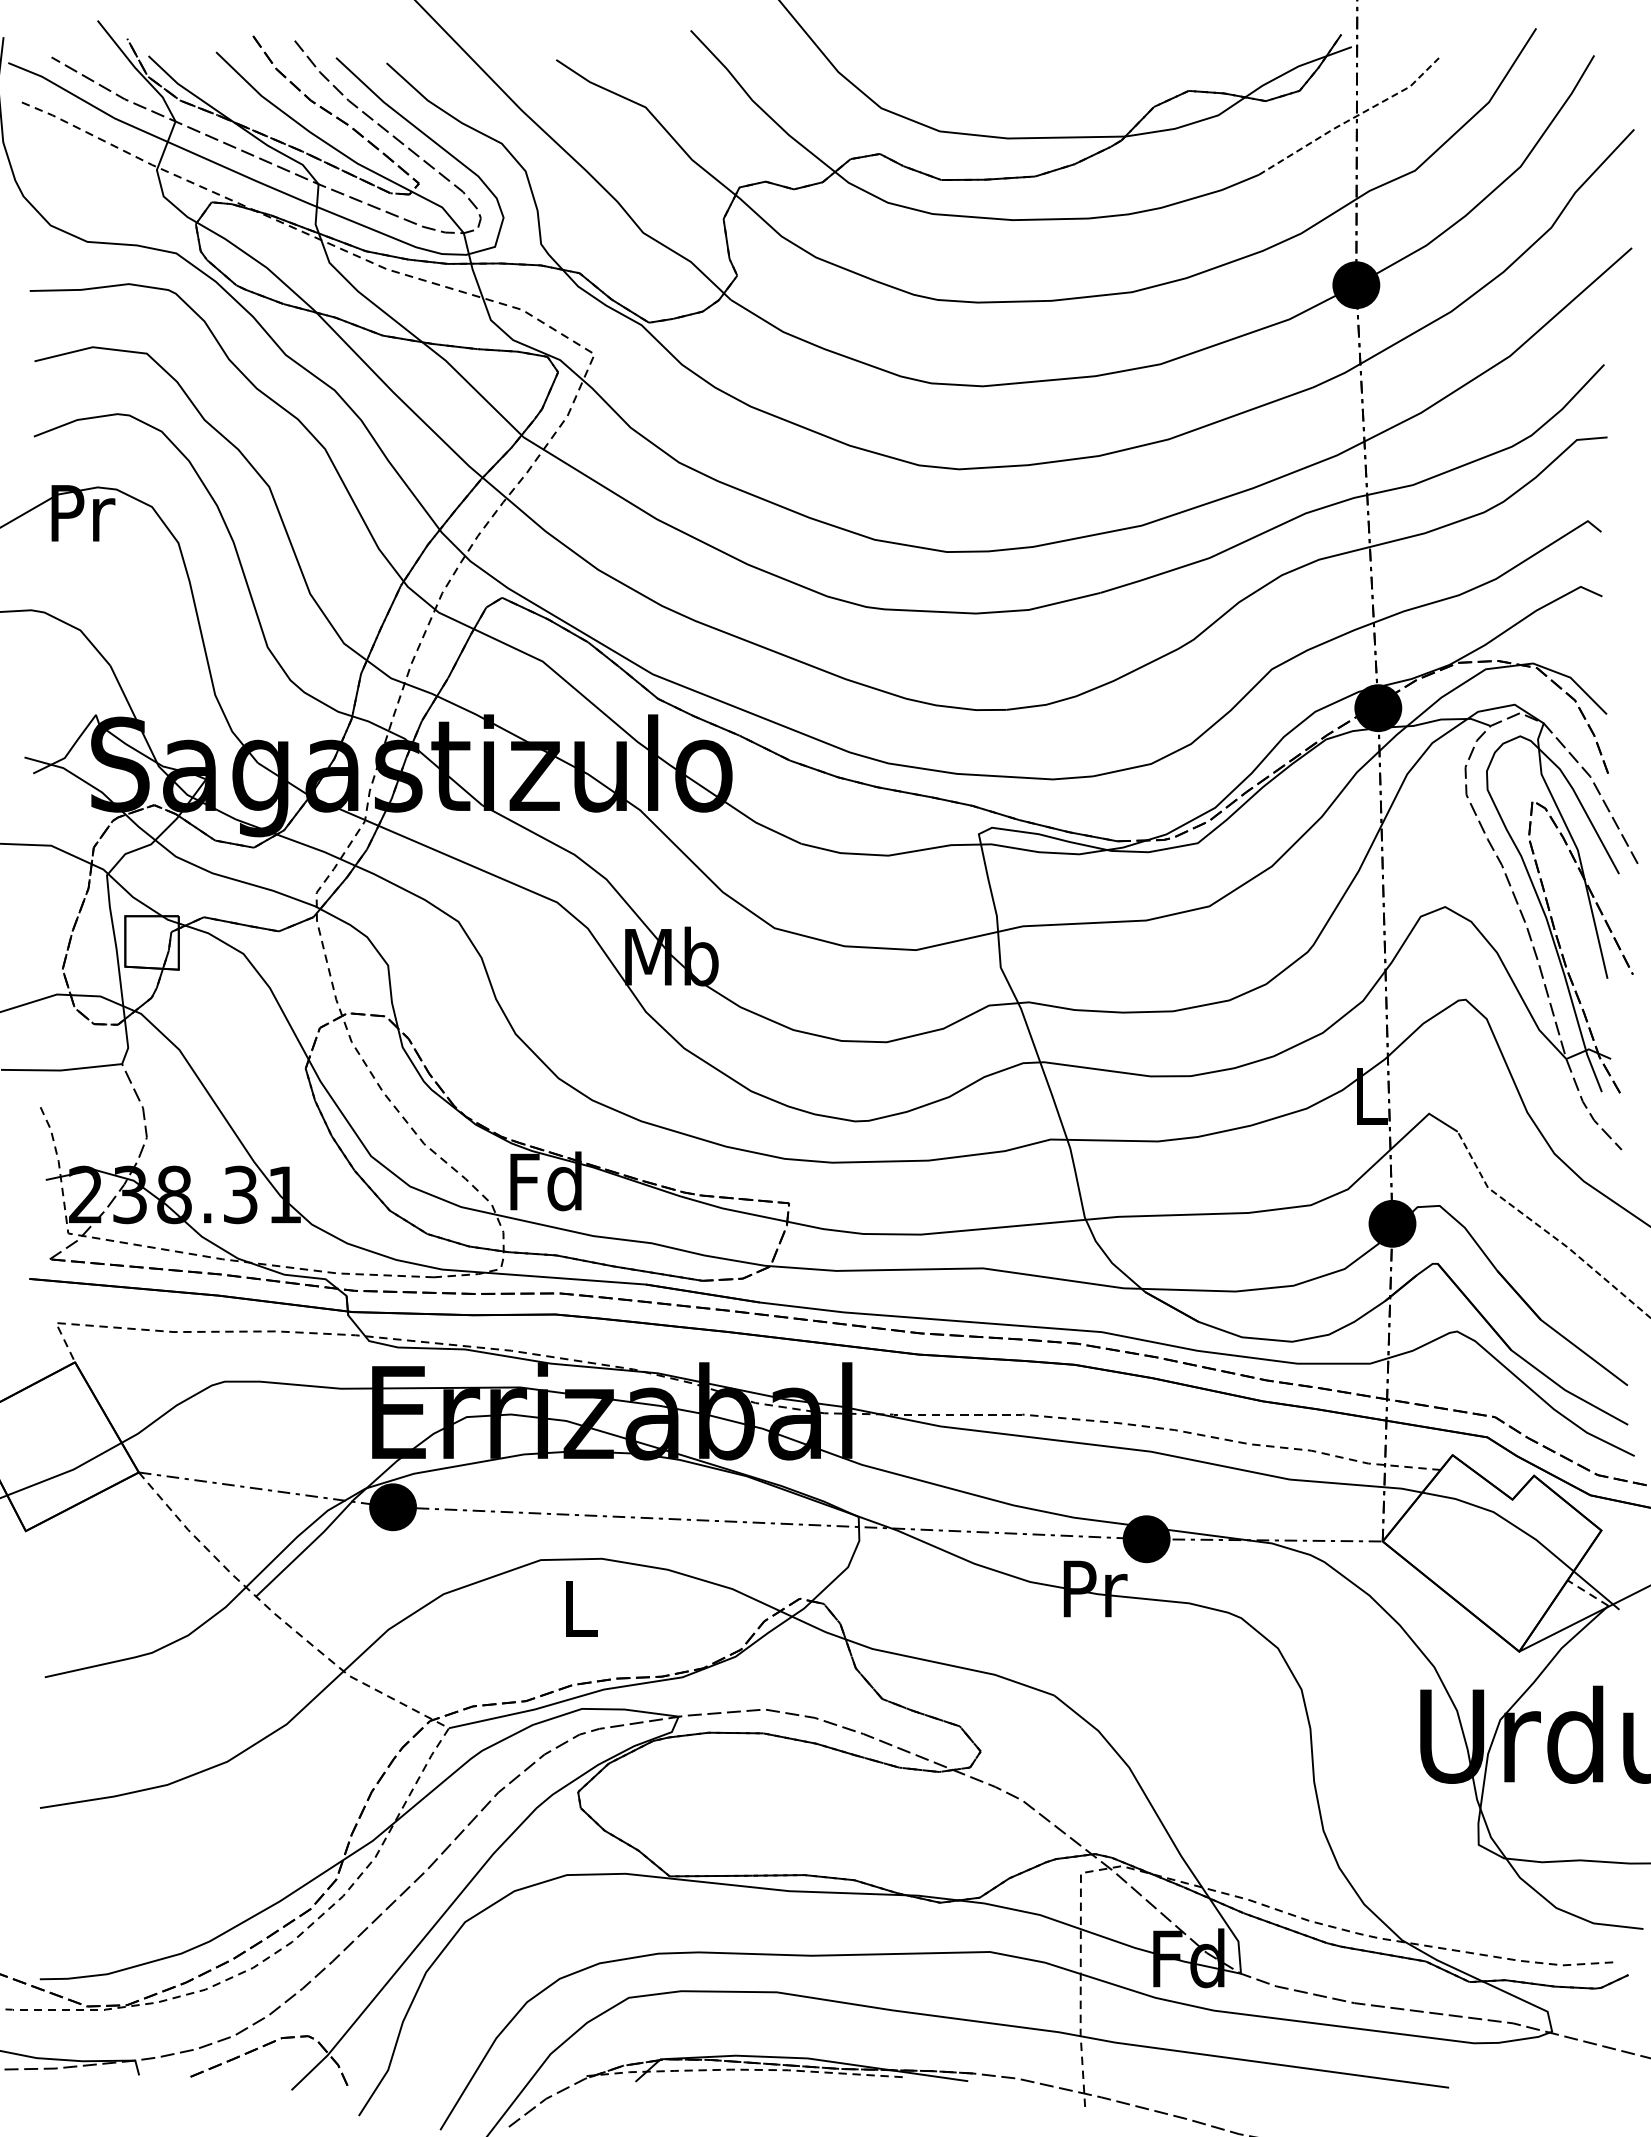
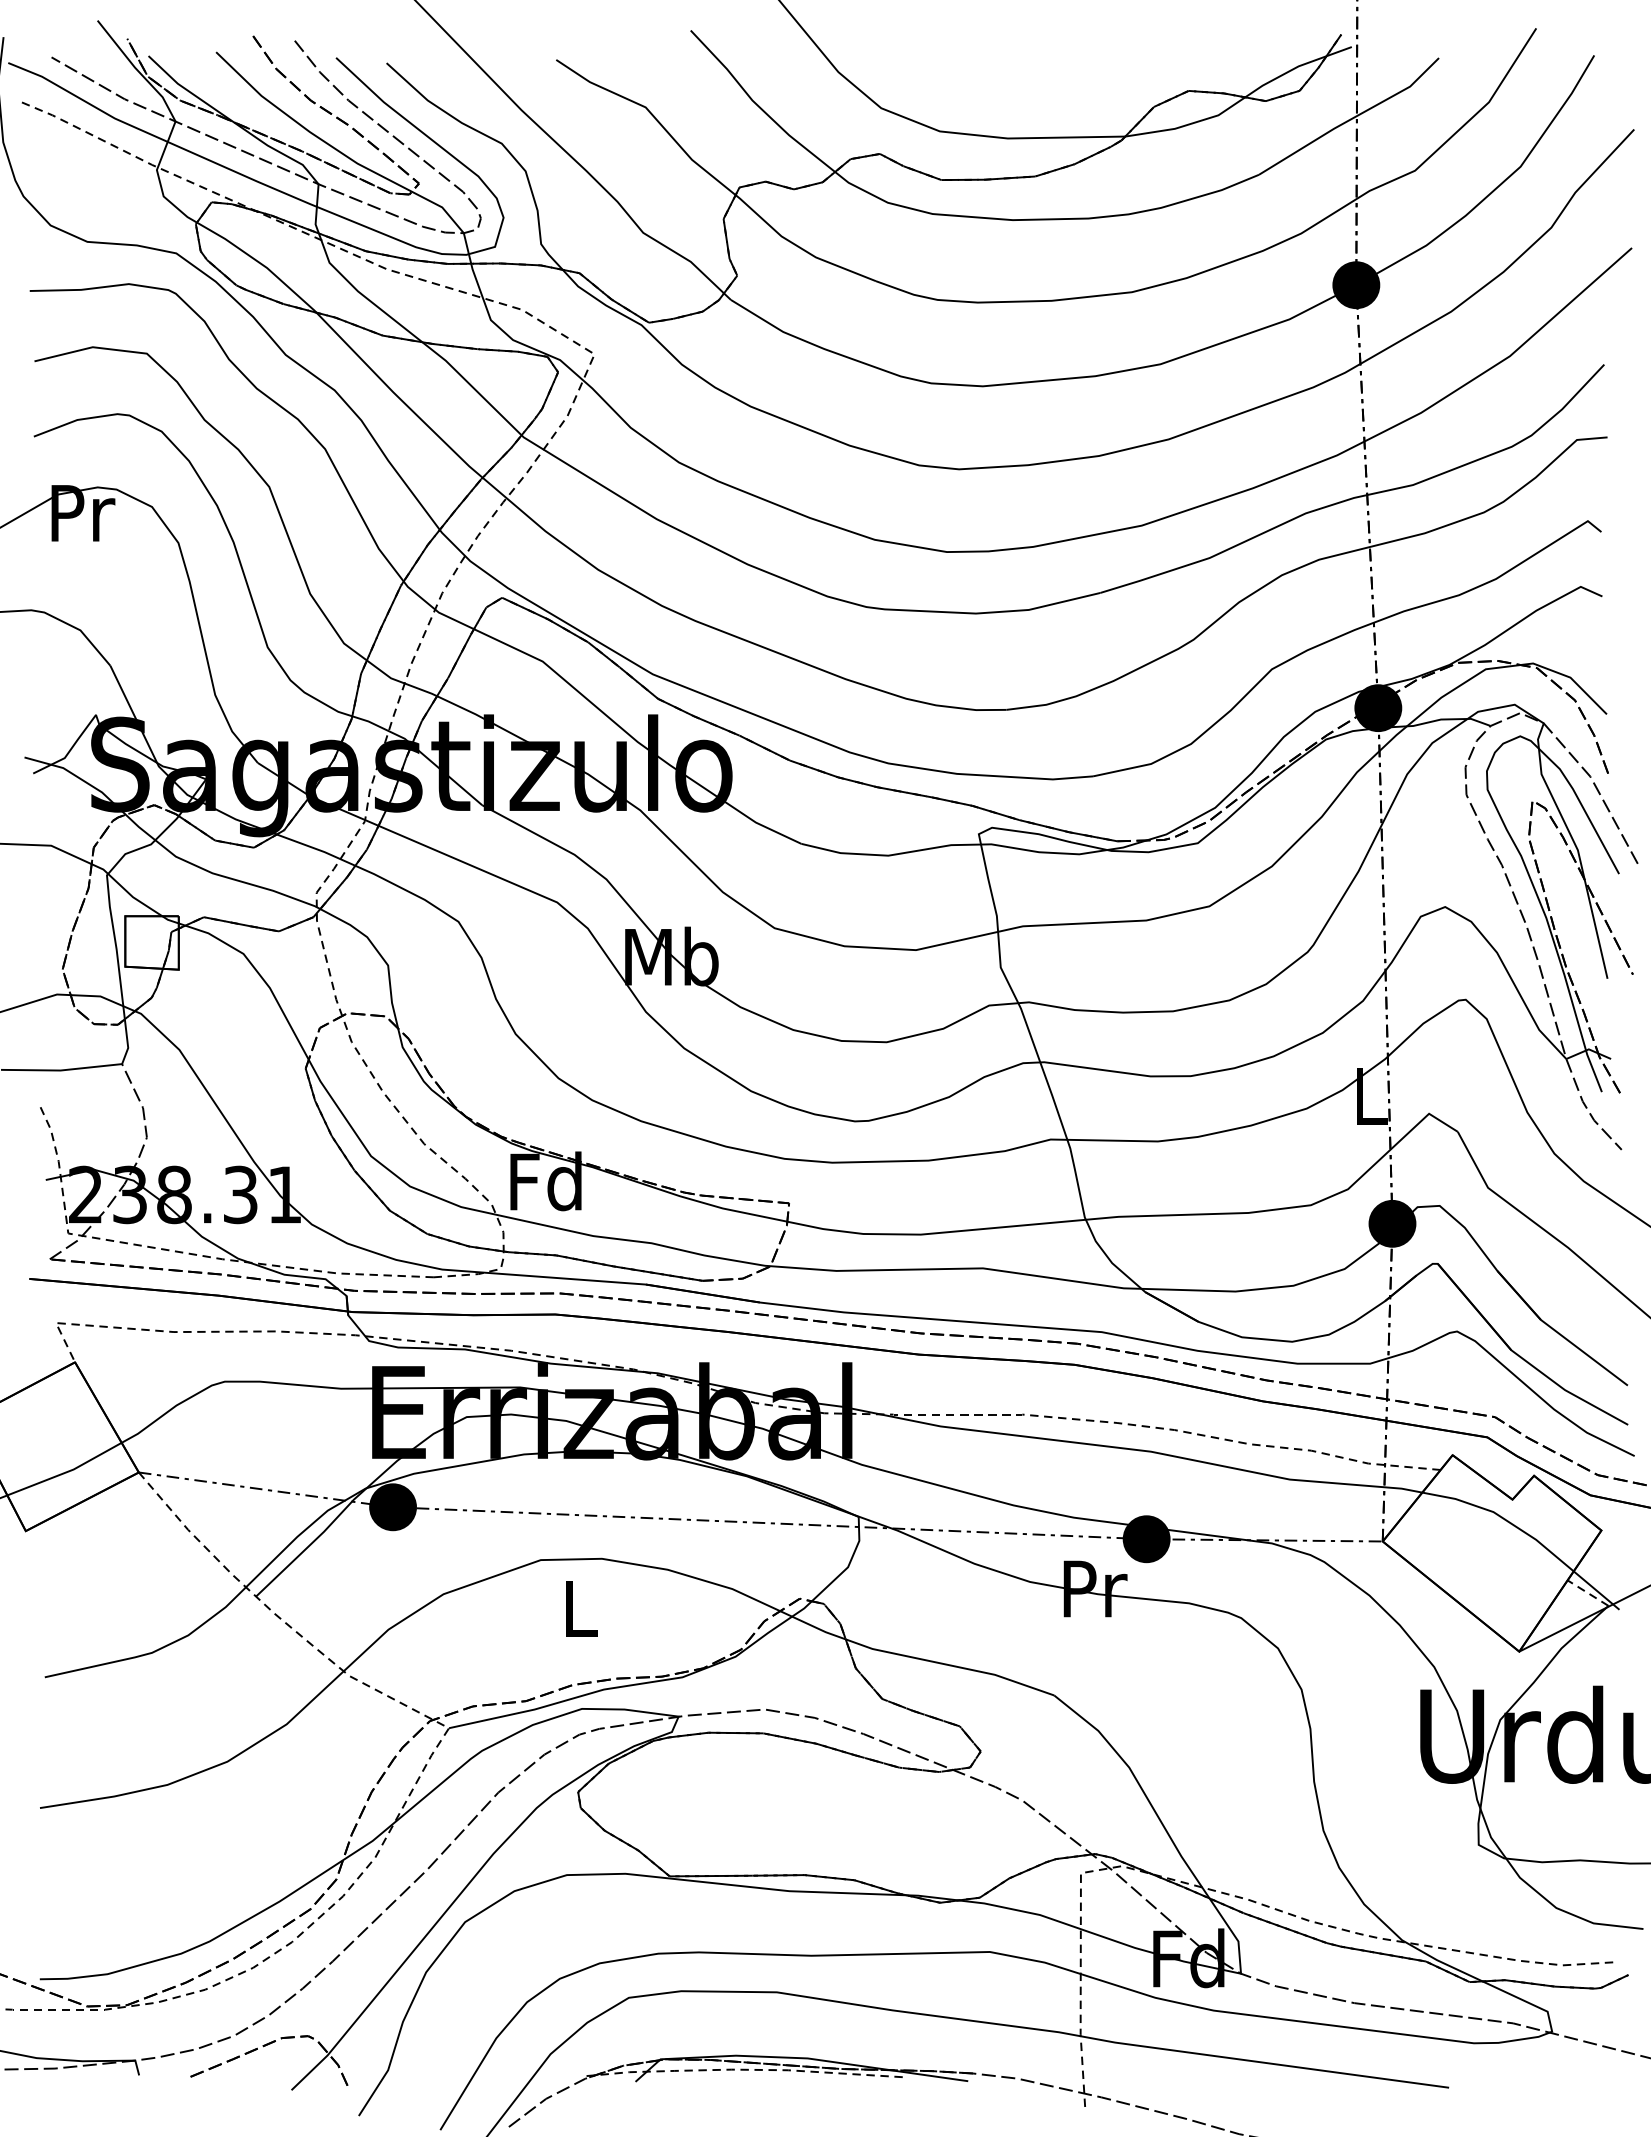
line: dashed -> solid (1351, 119)
line: dashed -> solid (1545, 1230)
